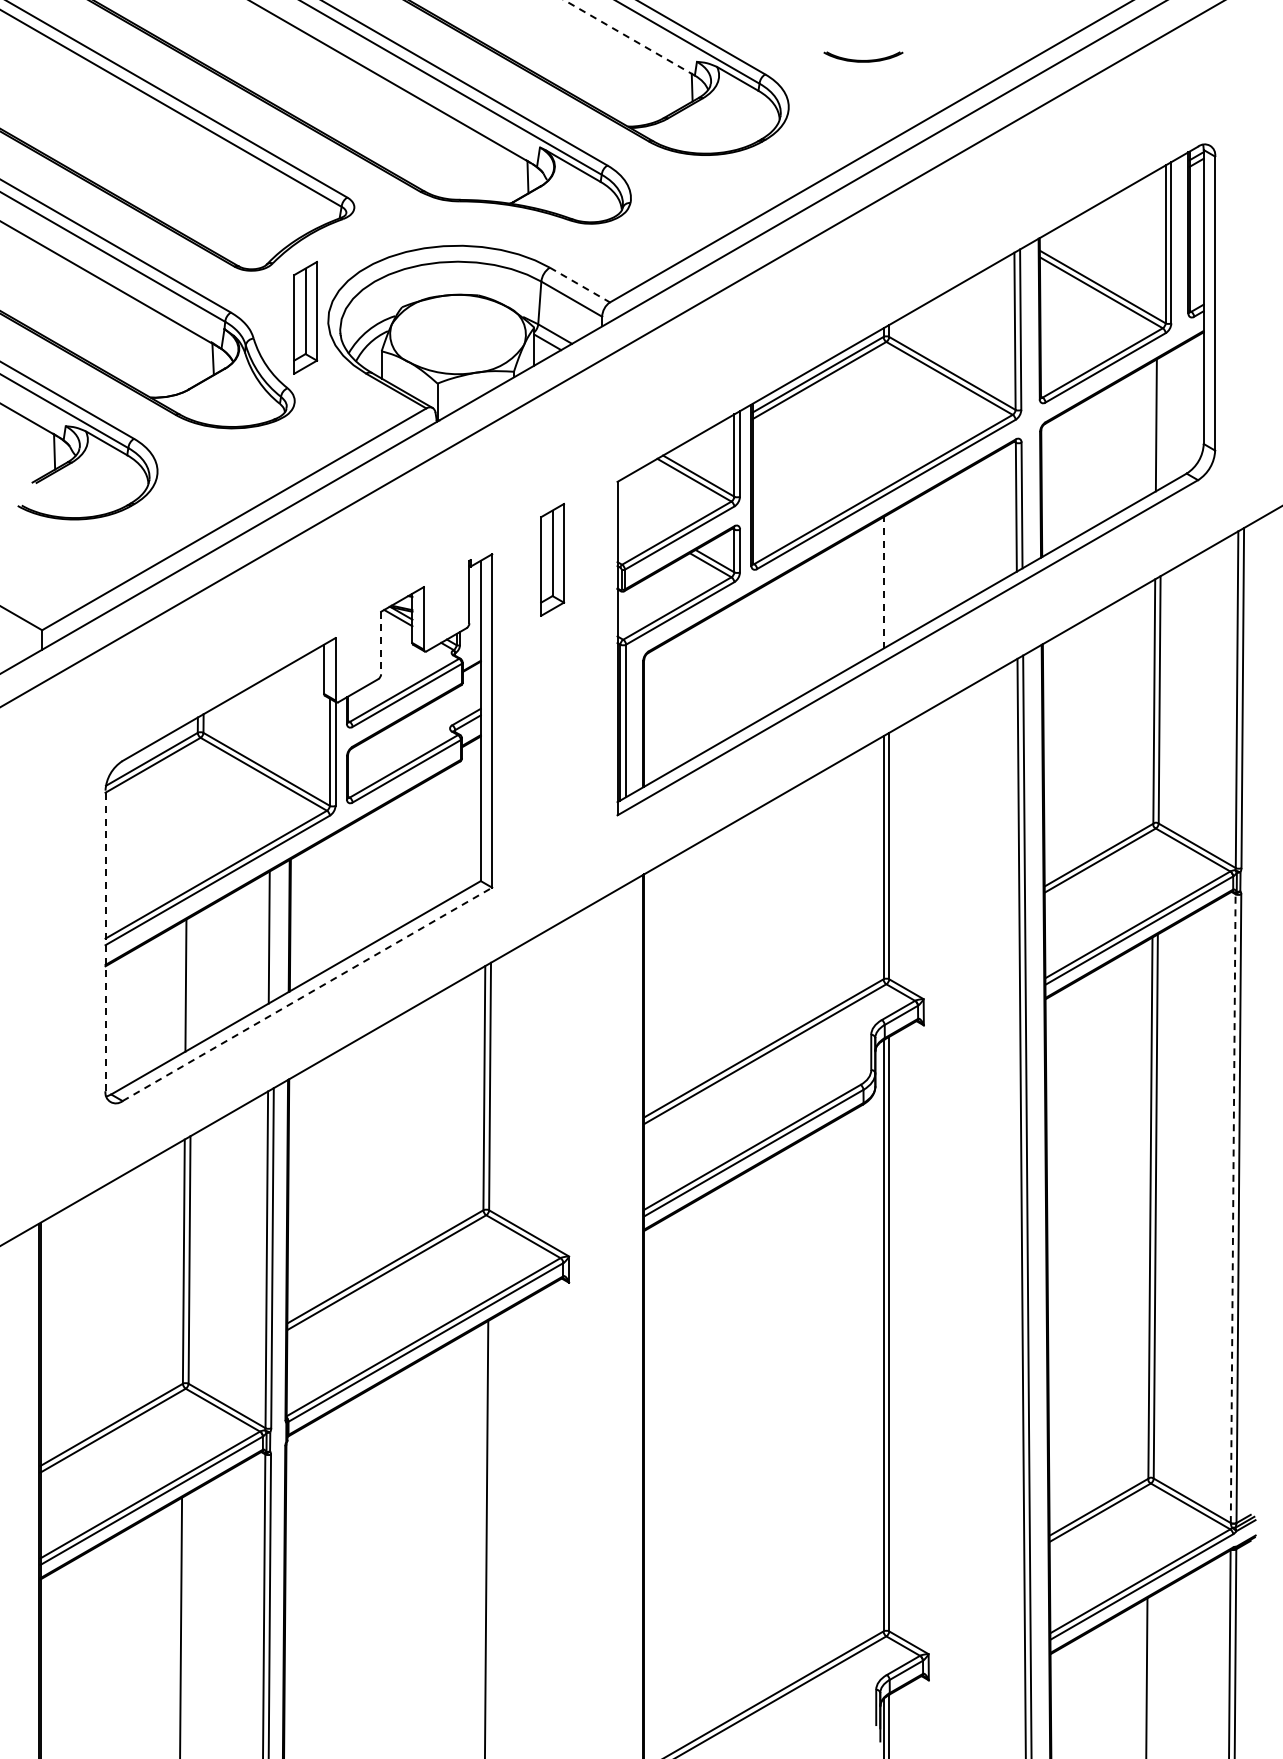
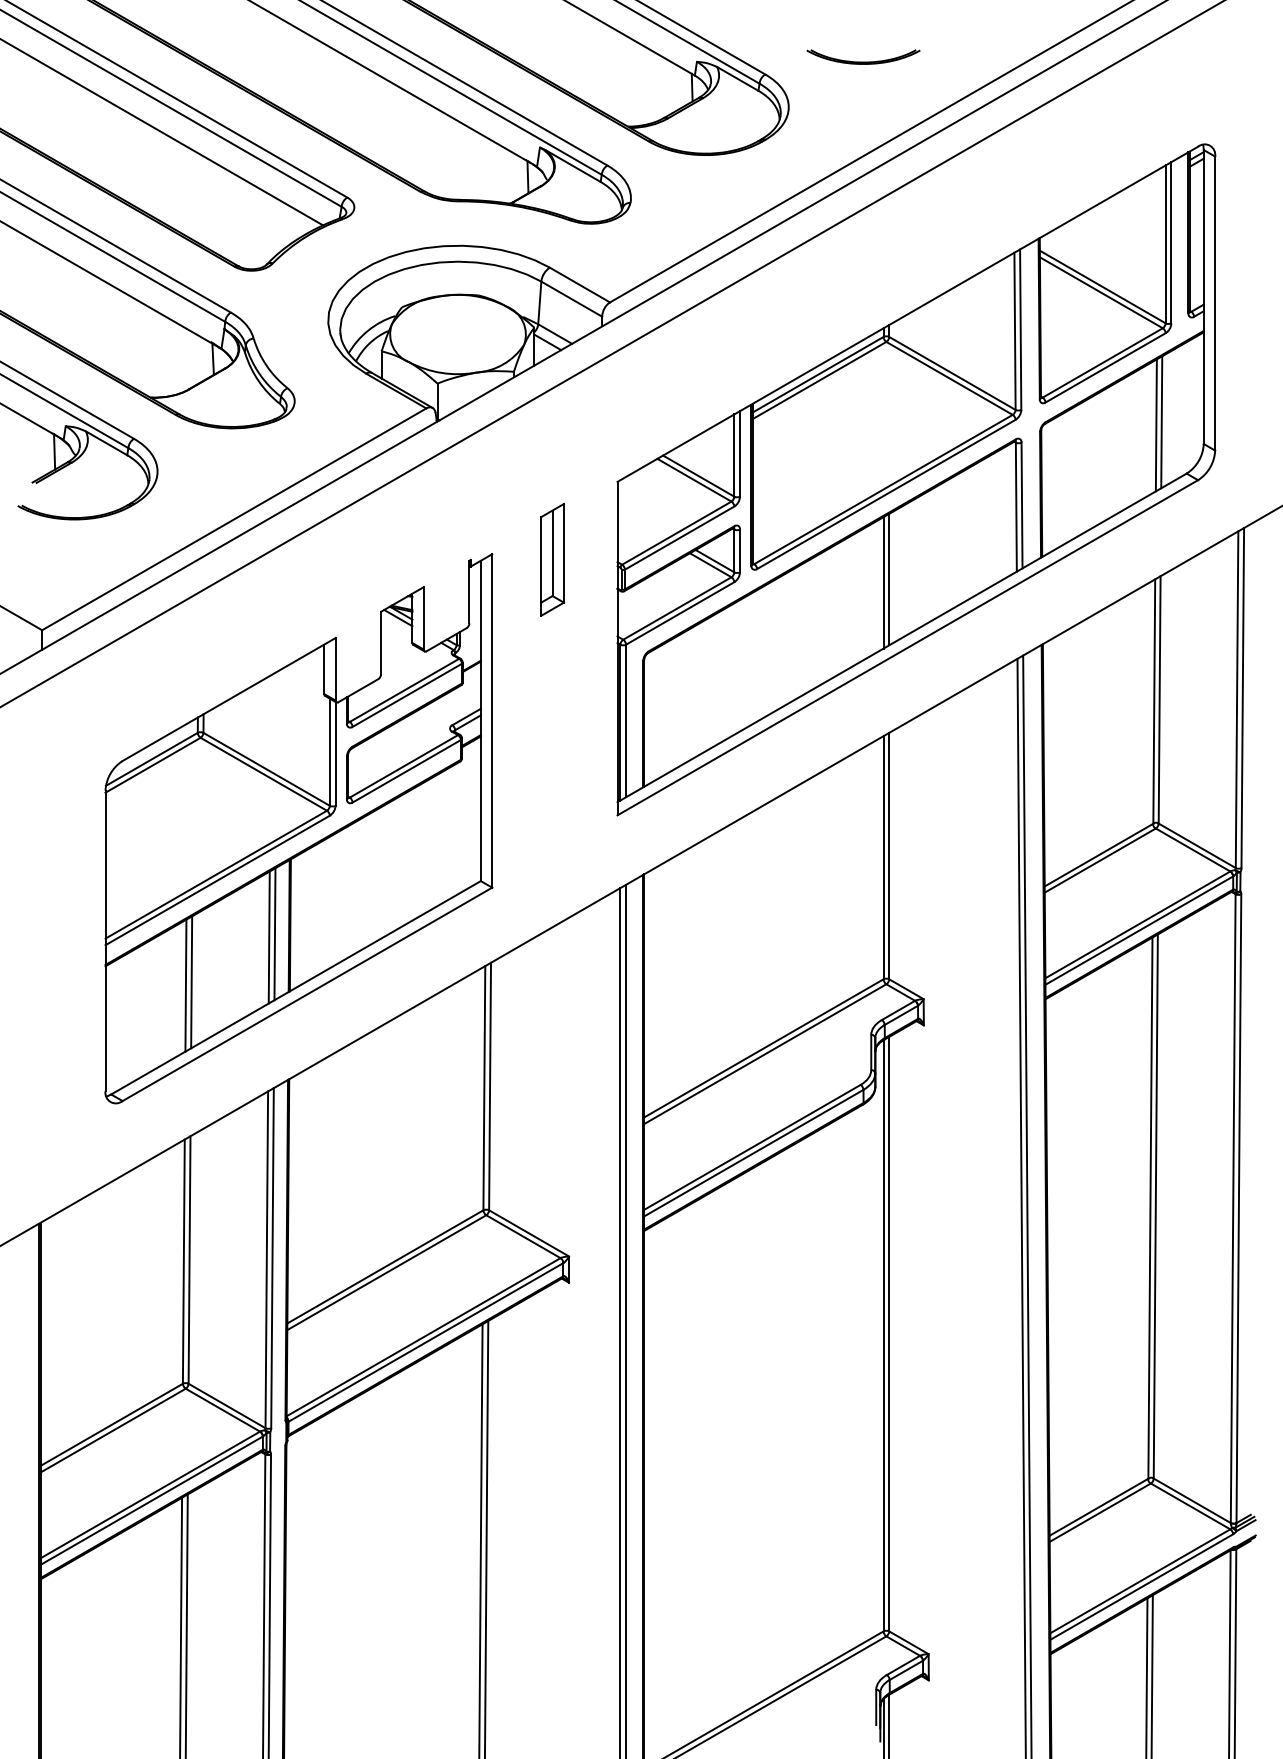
line: dashed -> solid (629, 37)
part size: 81x12 px -> 115x16 px (863, 56)
line: none -> present (162, 132)
line: dashed -> solid (579, 285)
part: present -> none (305, 317)
line: none -> present (1161, 422)
line: none -> present (889, 579)
line: dashed -> solid (883, 582)
line: dashed -> solid (381, 643)
line: none -> present (274, 934)
line: dashed -> solid (105, 940)
line: none -> present (191, 982)
line: dashed -> solid (307, 994)
line: dashed -> solid (1233, 1208)
line: none -> present (626, 1319)
line: none -> present (620, 1321)
line: none -> present (480, 1539)
line: none -> present (186, 1624)
line: none -> present (1151, 1675)
